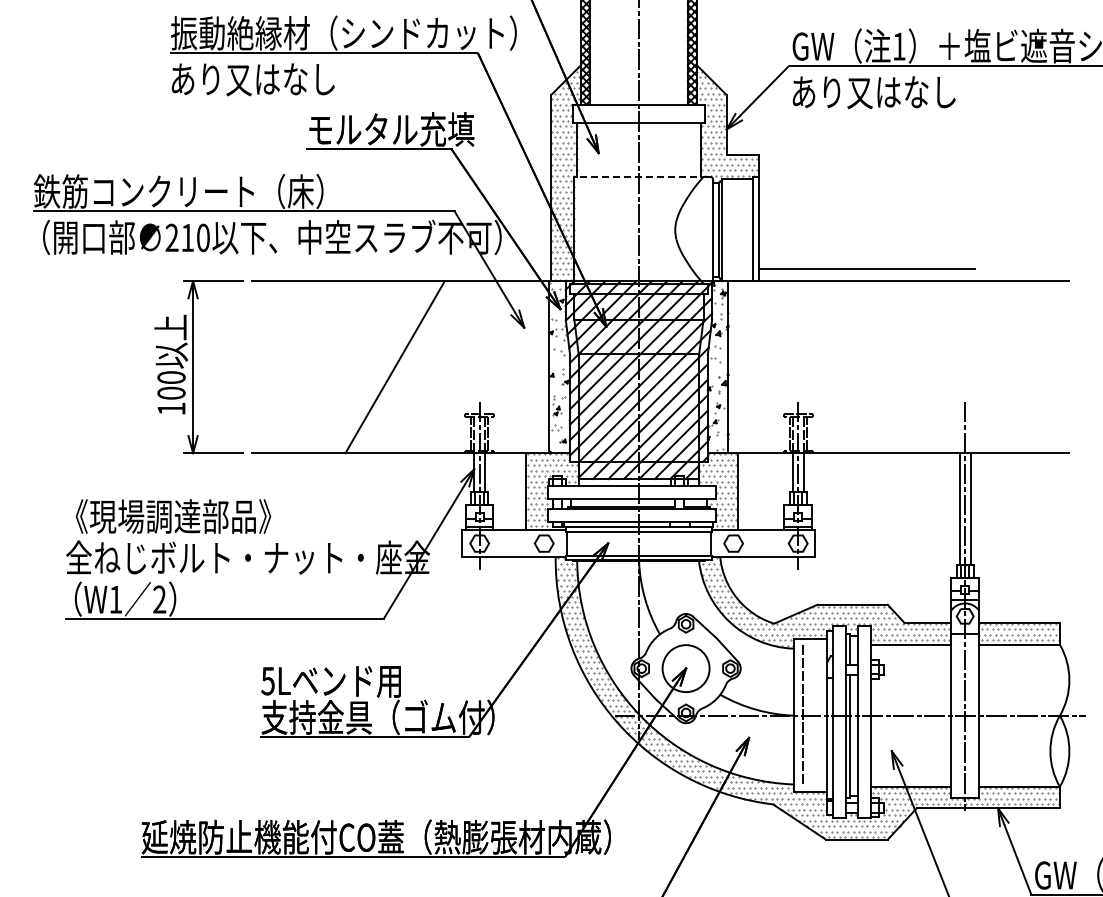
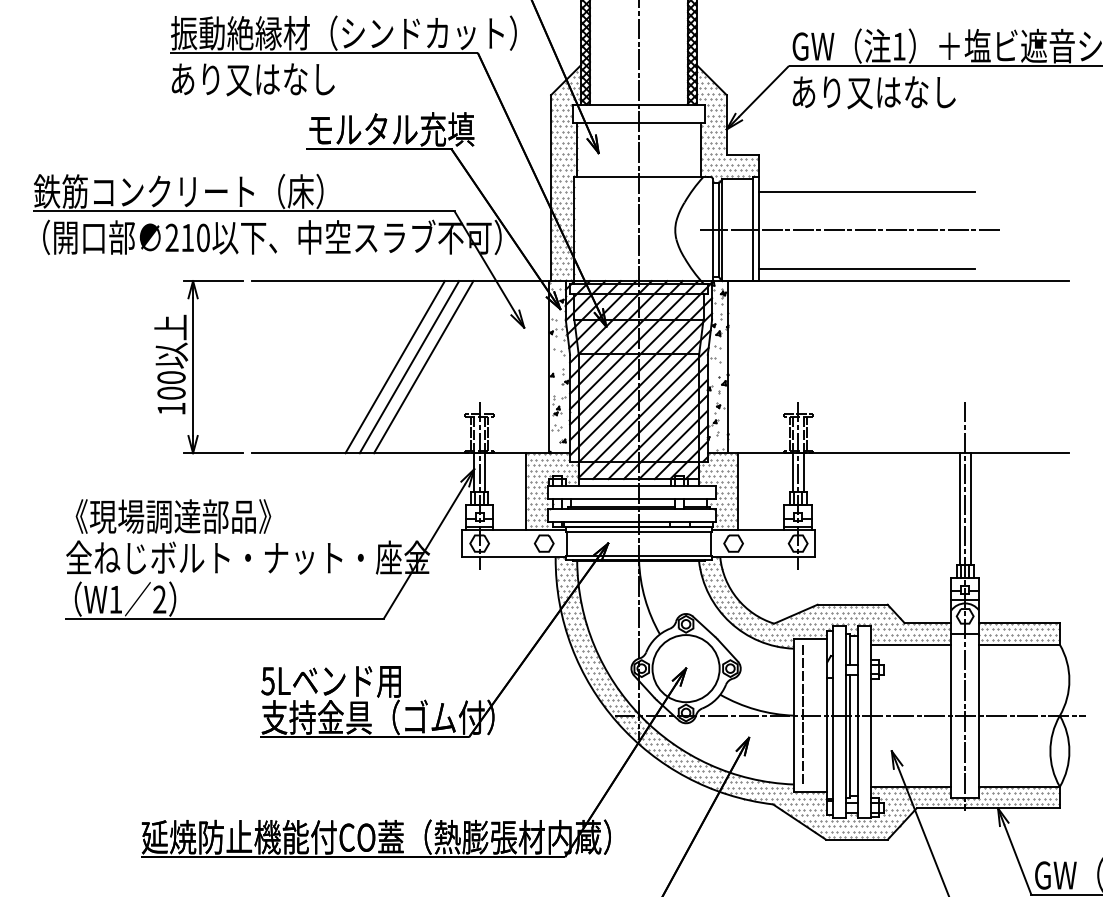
line: dashed -> solid (641, 176)
line: none -> present (866, 191)
line: none -> present (850, 230)
line: none -> present (409, 367)
line: none -> present (423, 367)
circle diameter: 47 px -> 67 px (685, 668)
